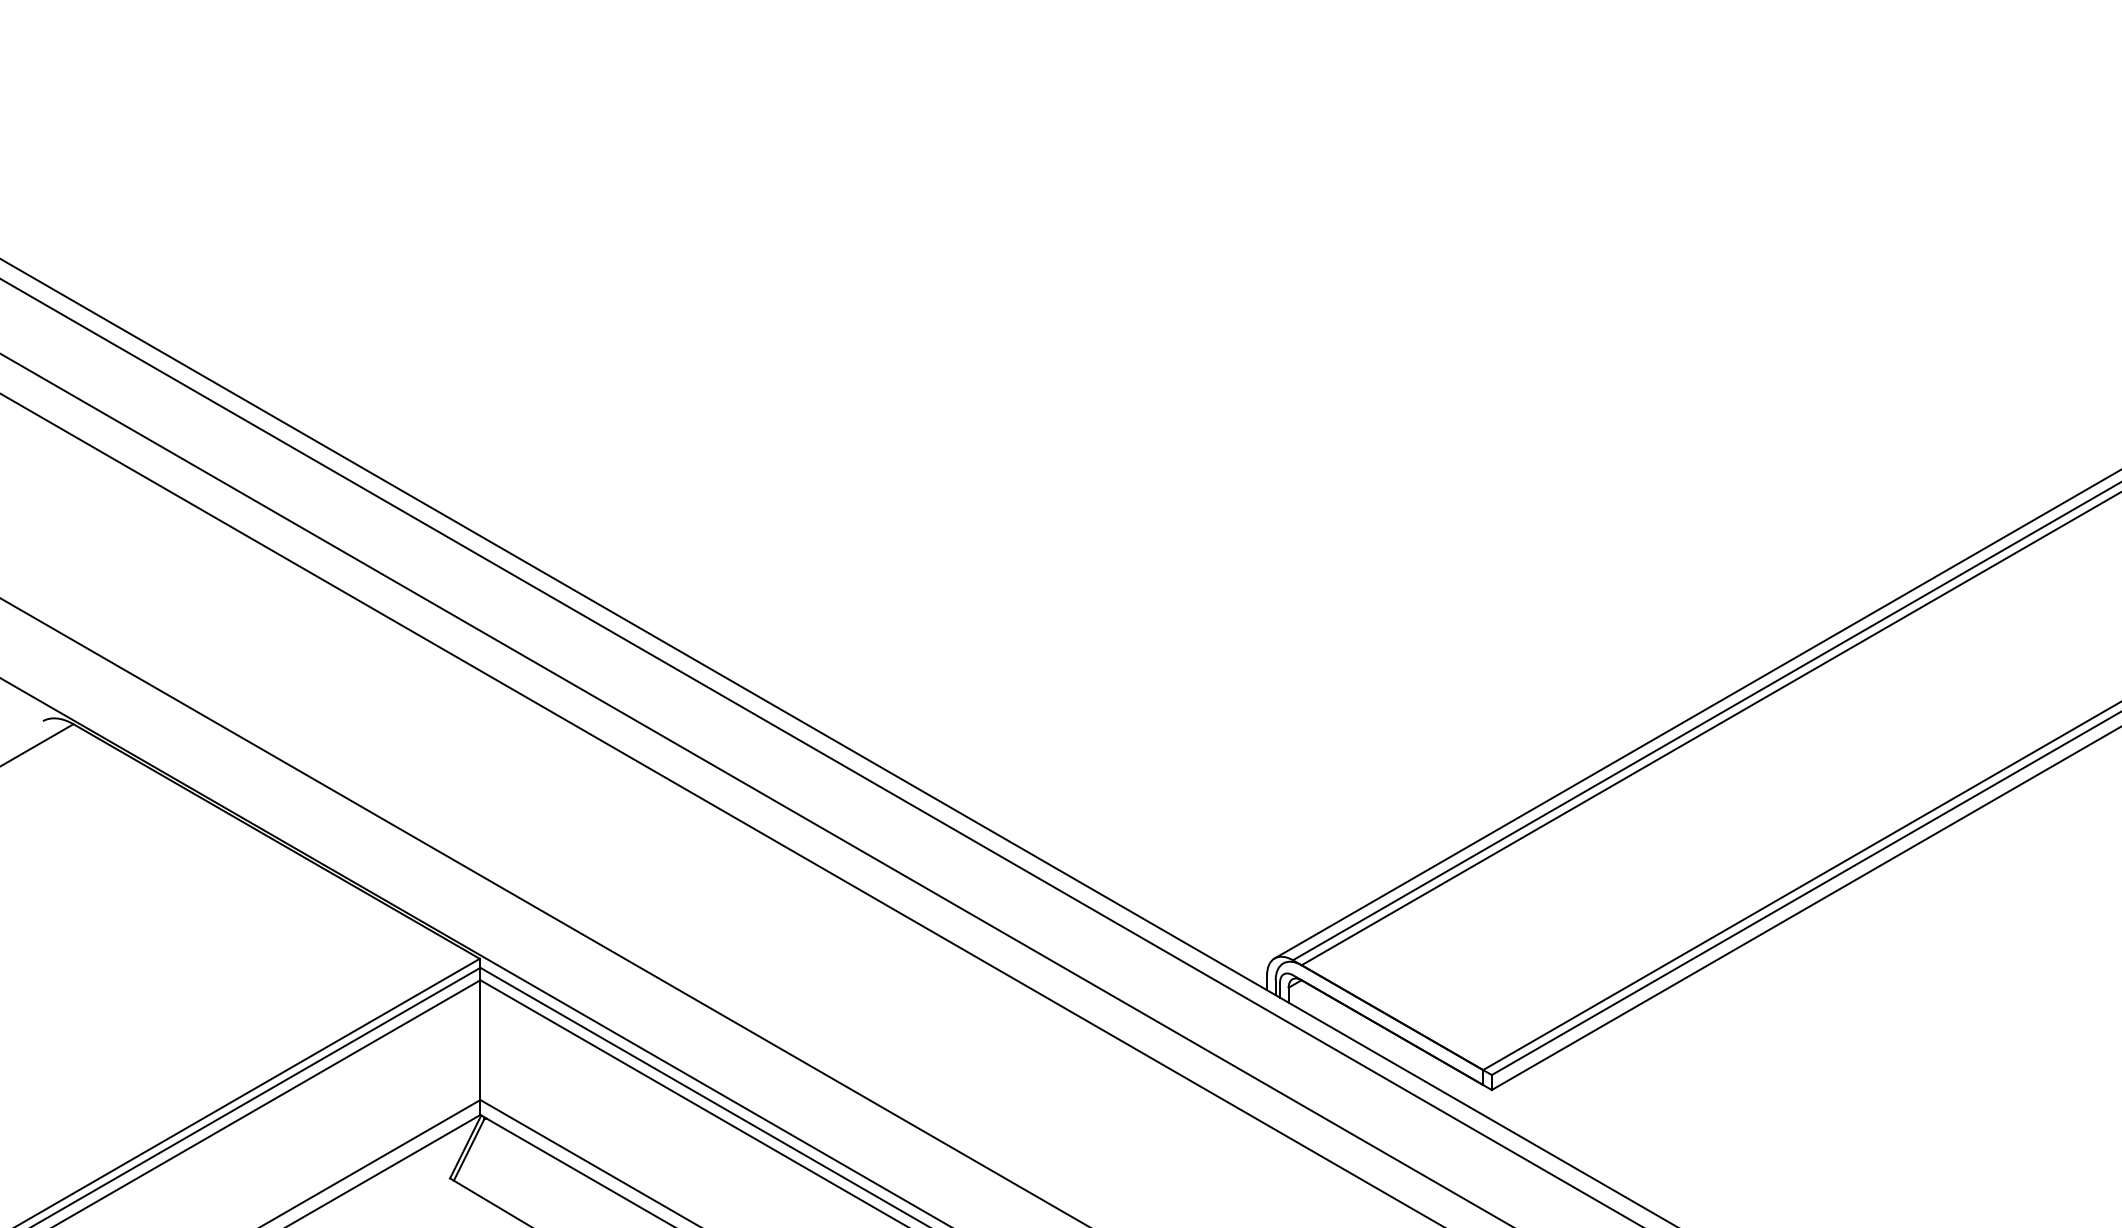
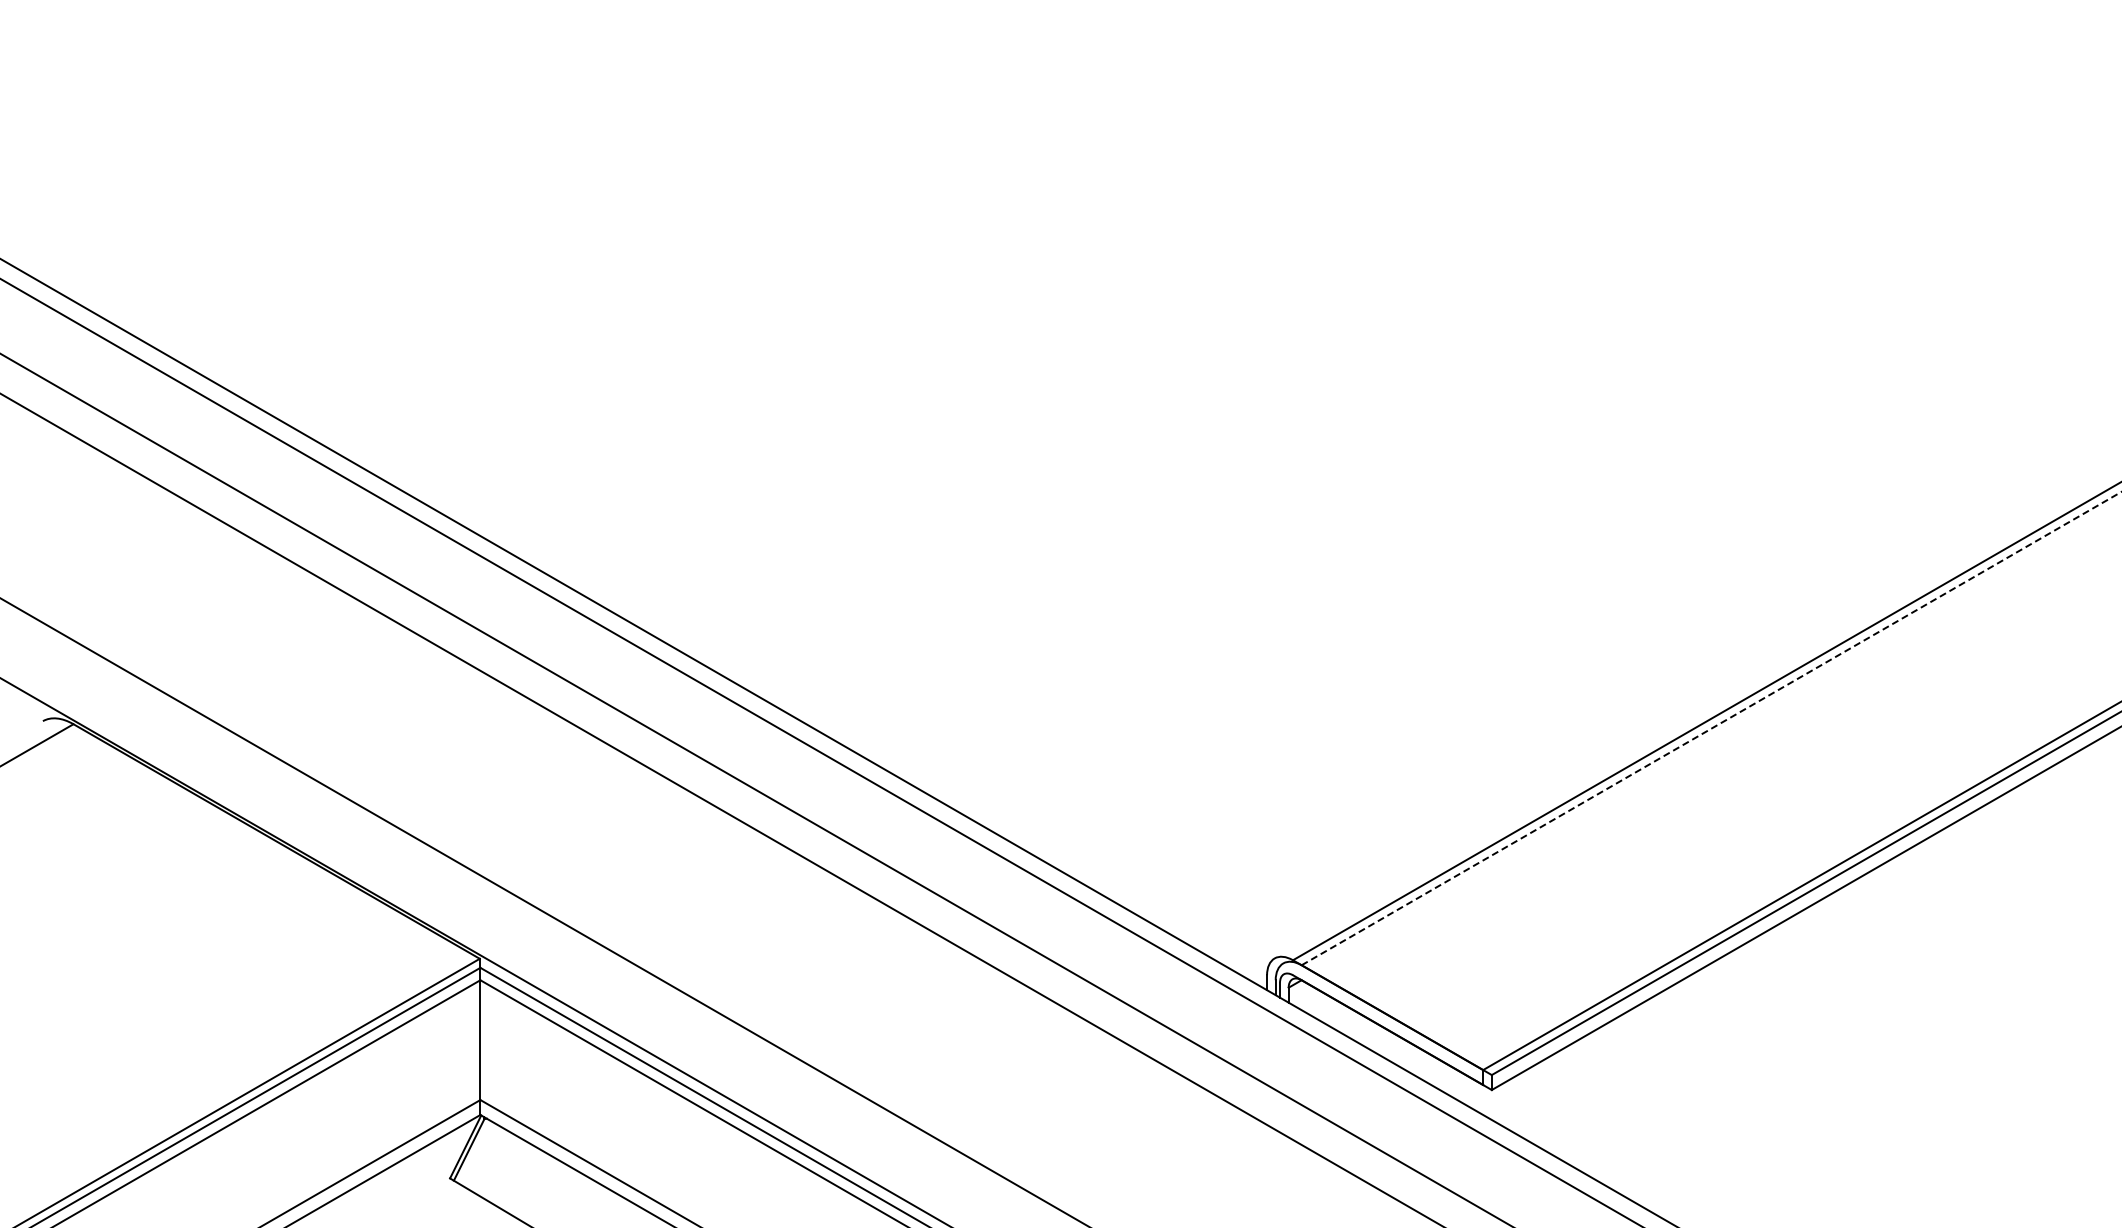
line: present -> none (1696, 714)
line: solid -> dashed (1711, 728)
